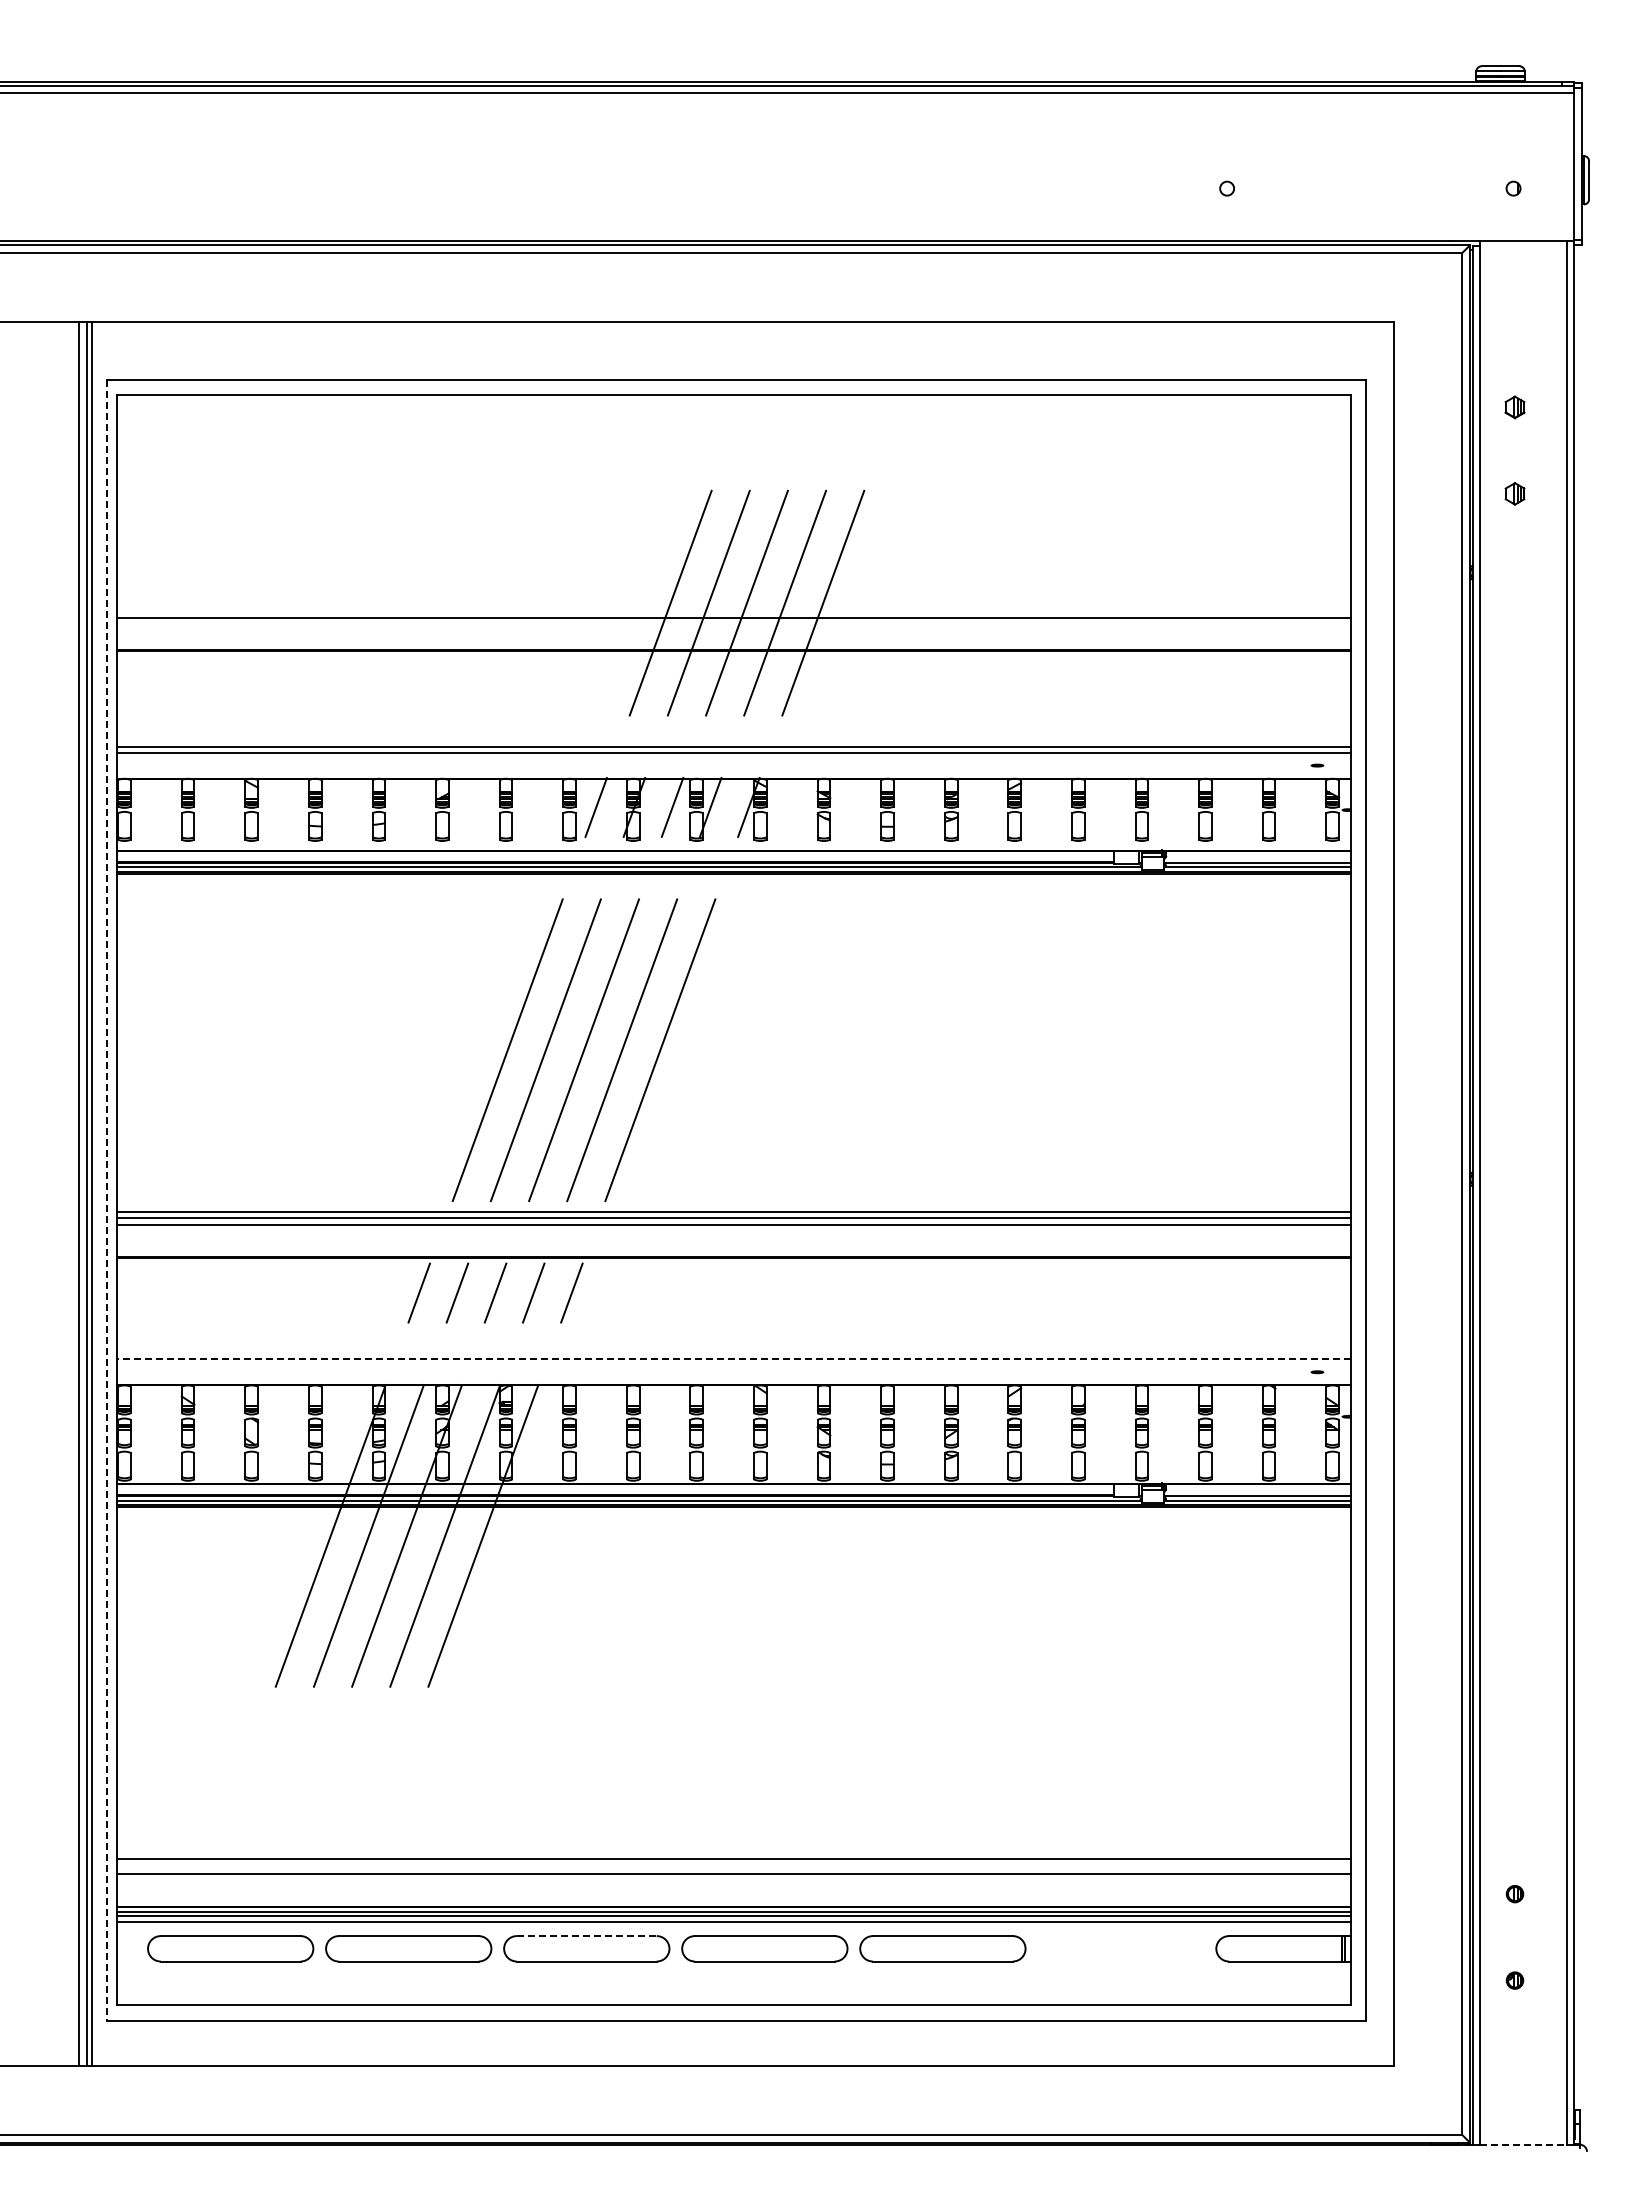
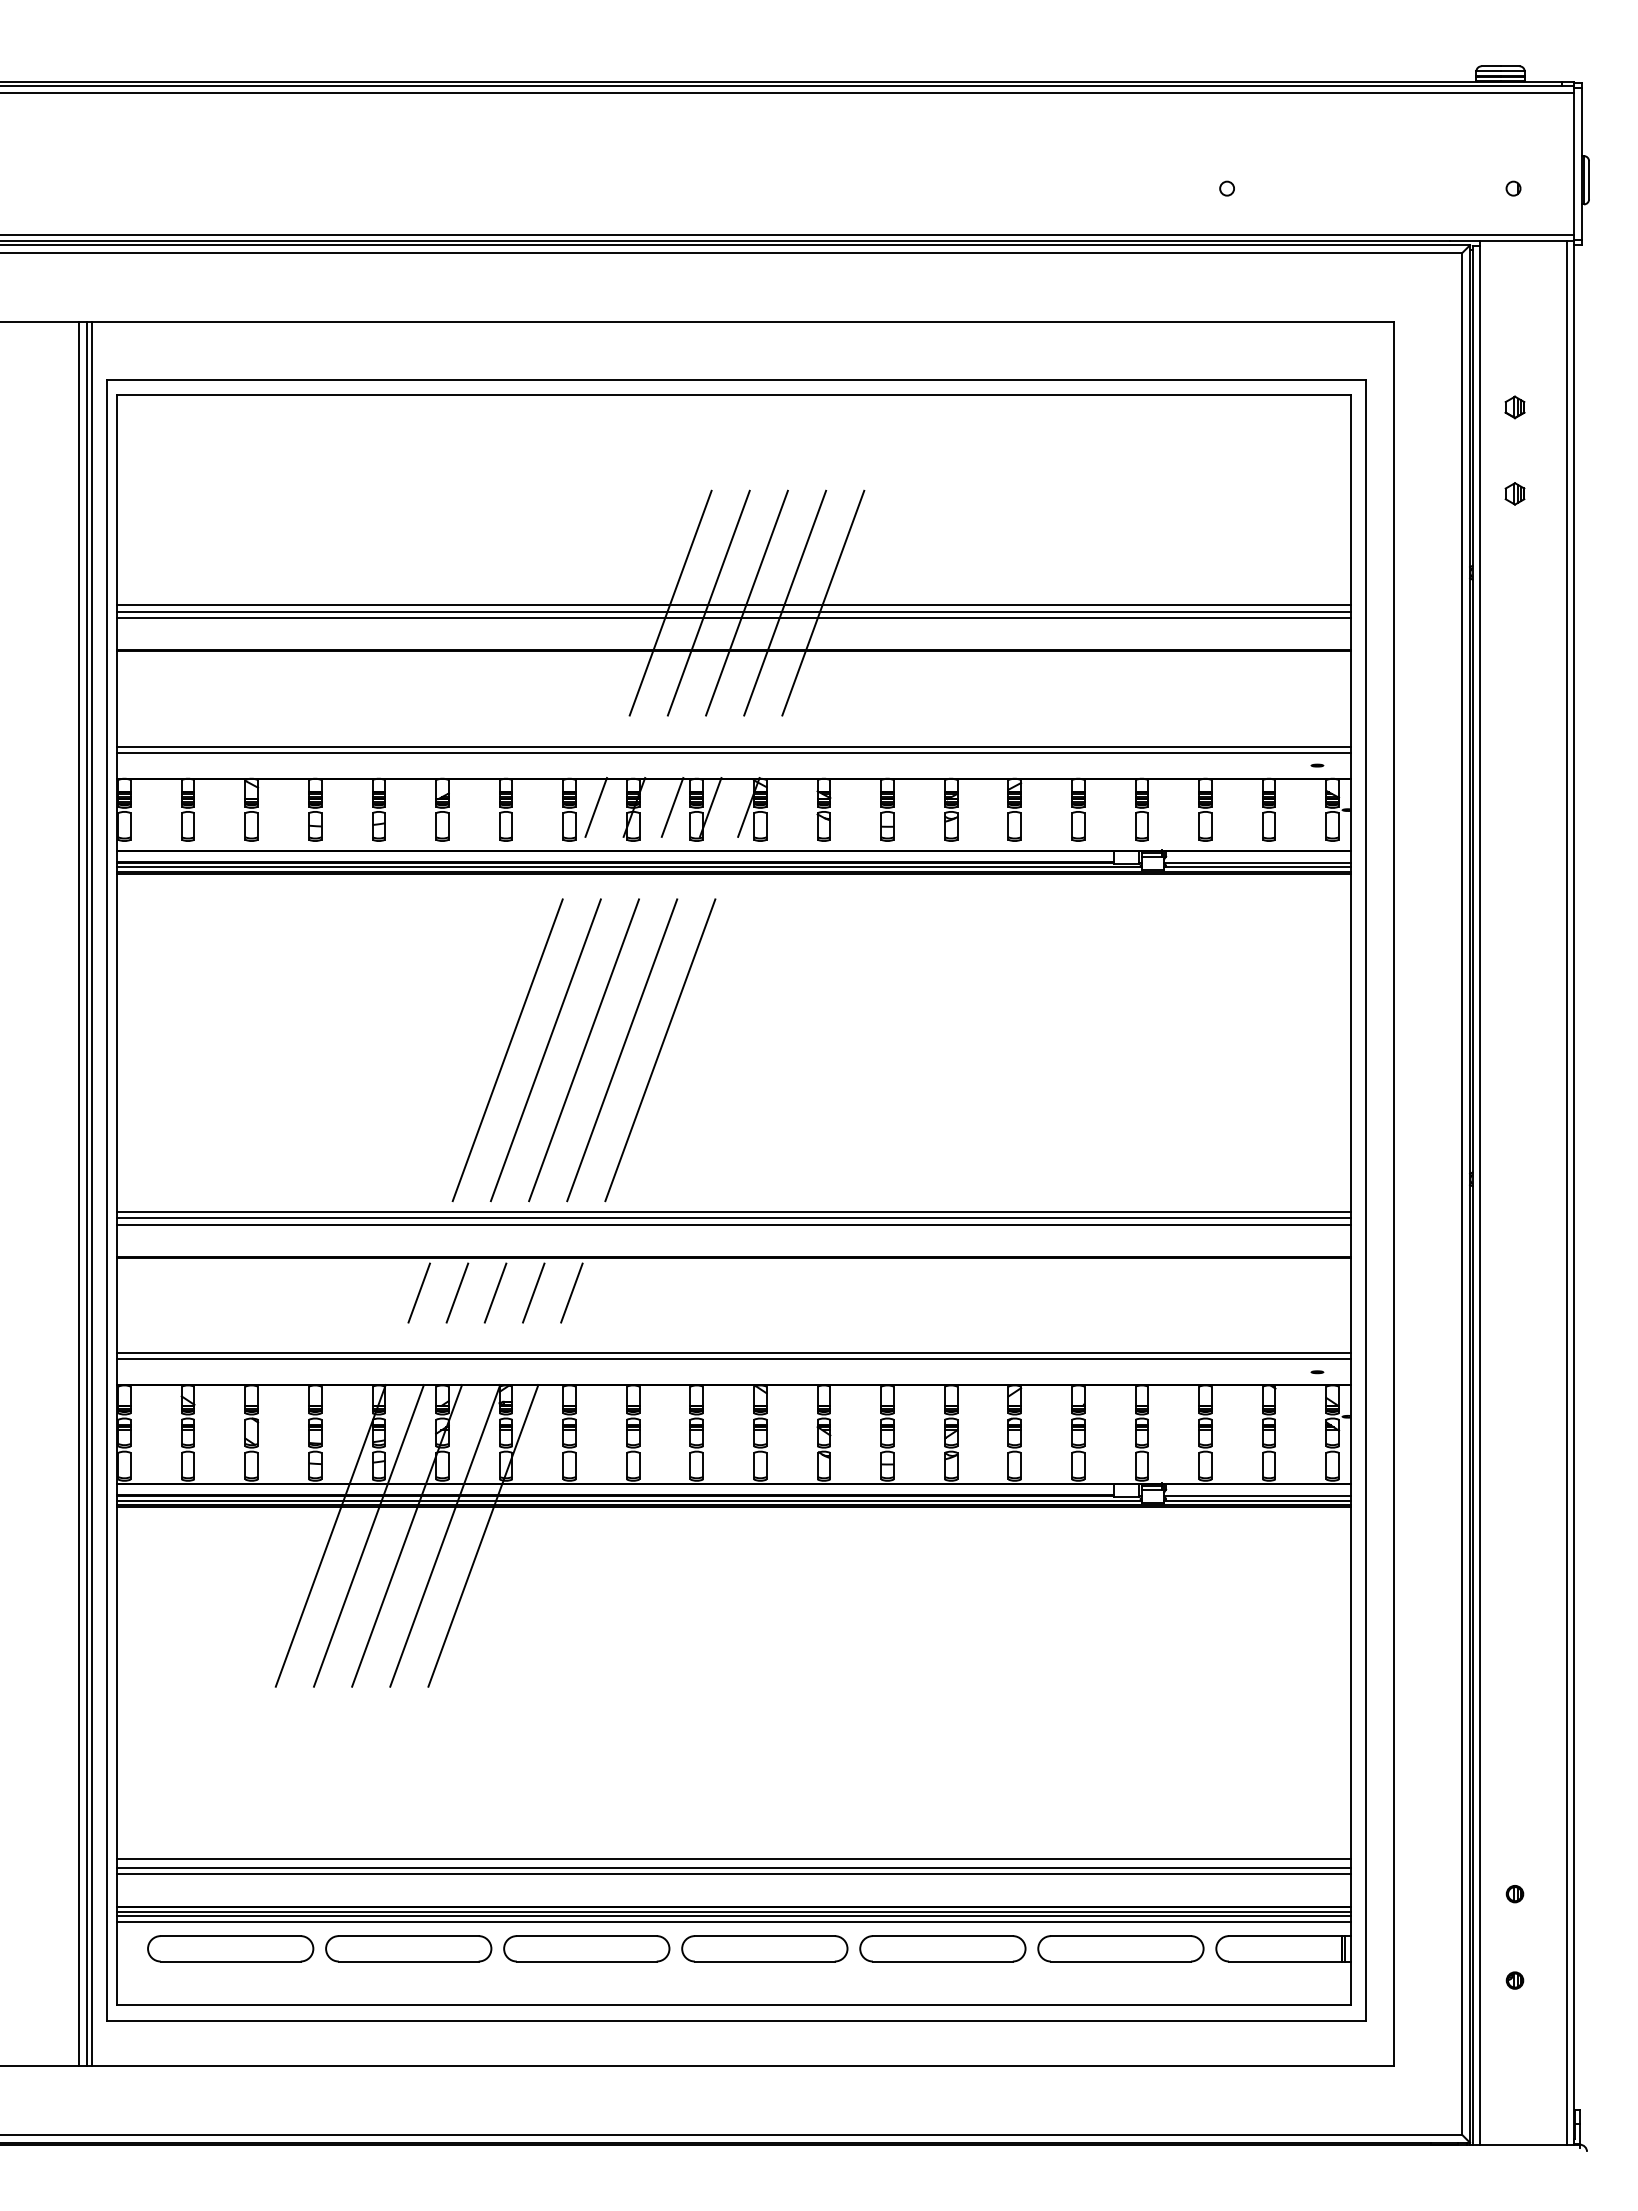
line: none -> present (788, 234)
line: none -> present (733, 604)
line: none -> present (733, 611)
line: dashed -> solid (106, 1200)
line: none -> present (733, 1353)
line: dashed -> solid (733, 1359)
line: none -> present (733, 1867)
line: dashed -> solid (586, 1936)
part: none -> present (1120, 1948)
line: dashed -> solid (1523, 2144)
